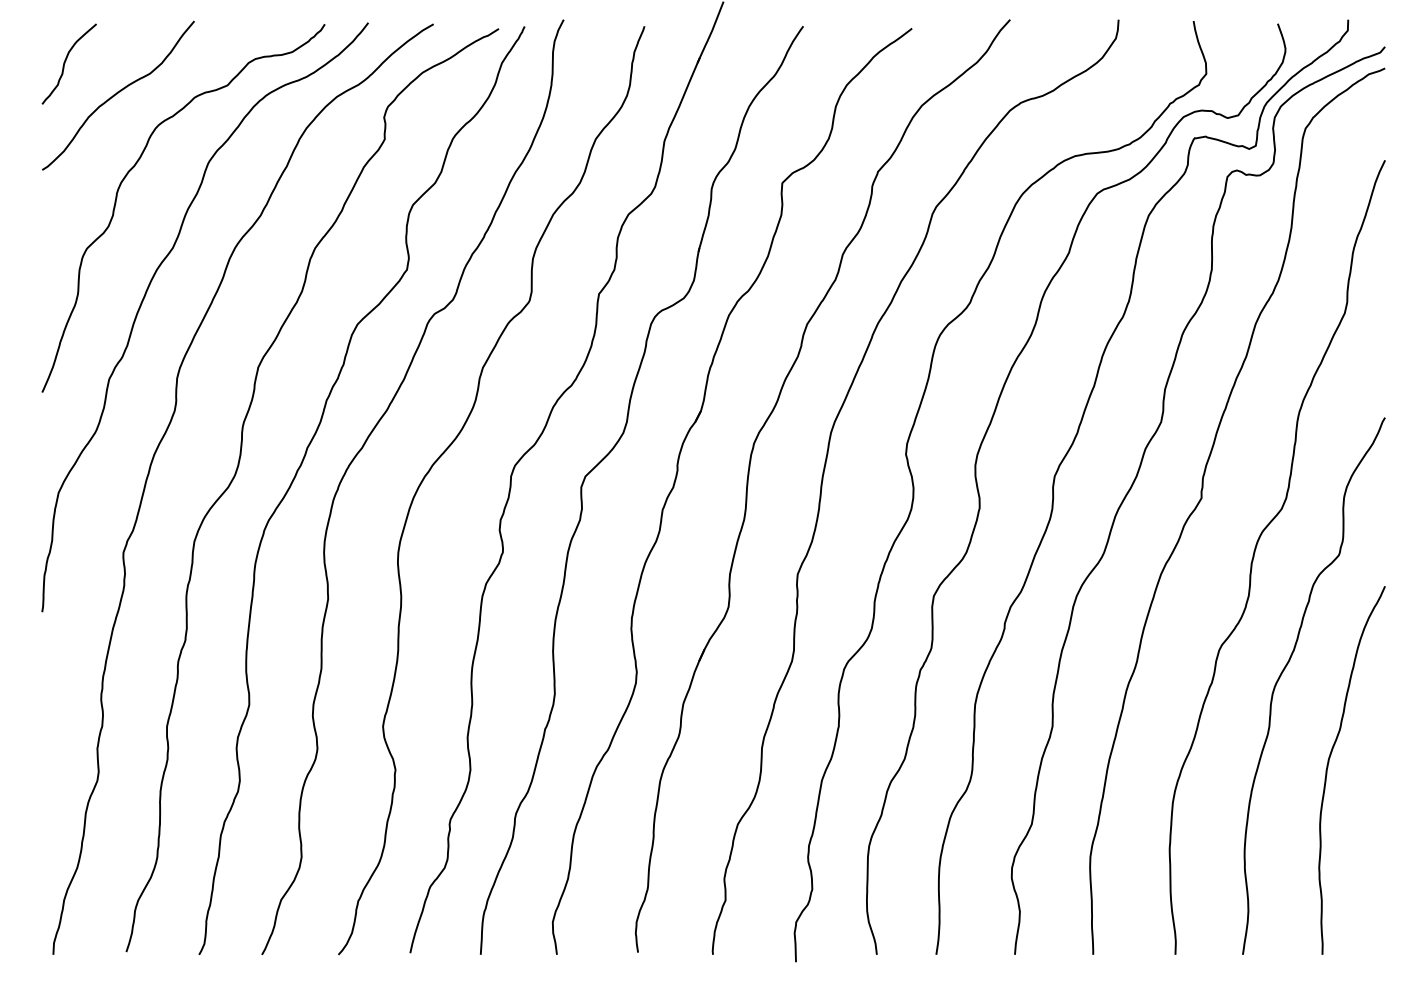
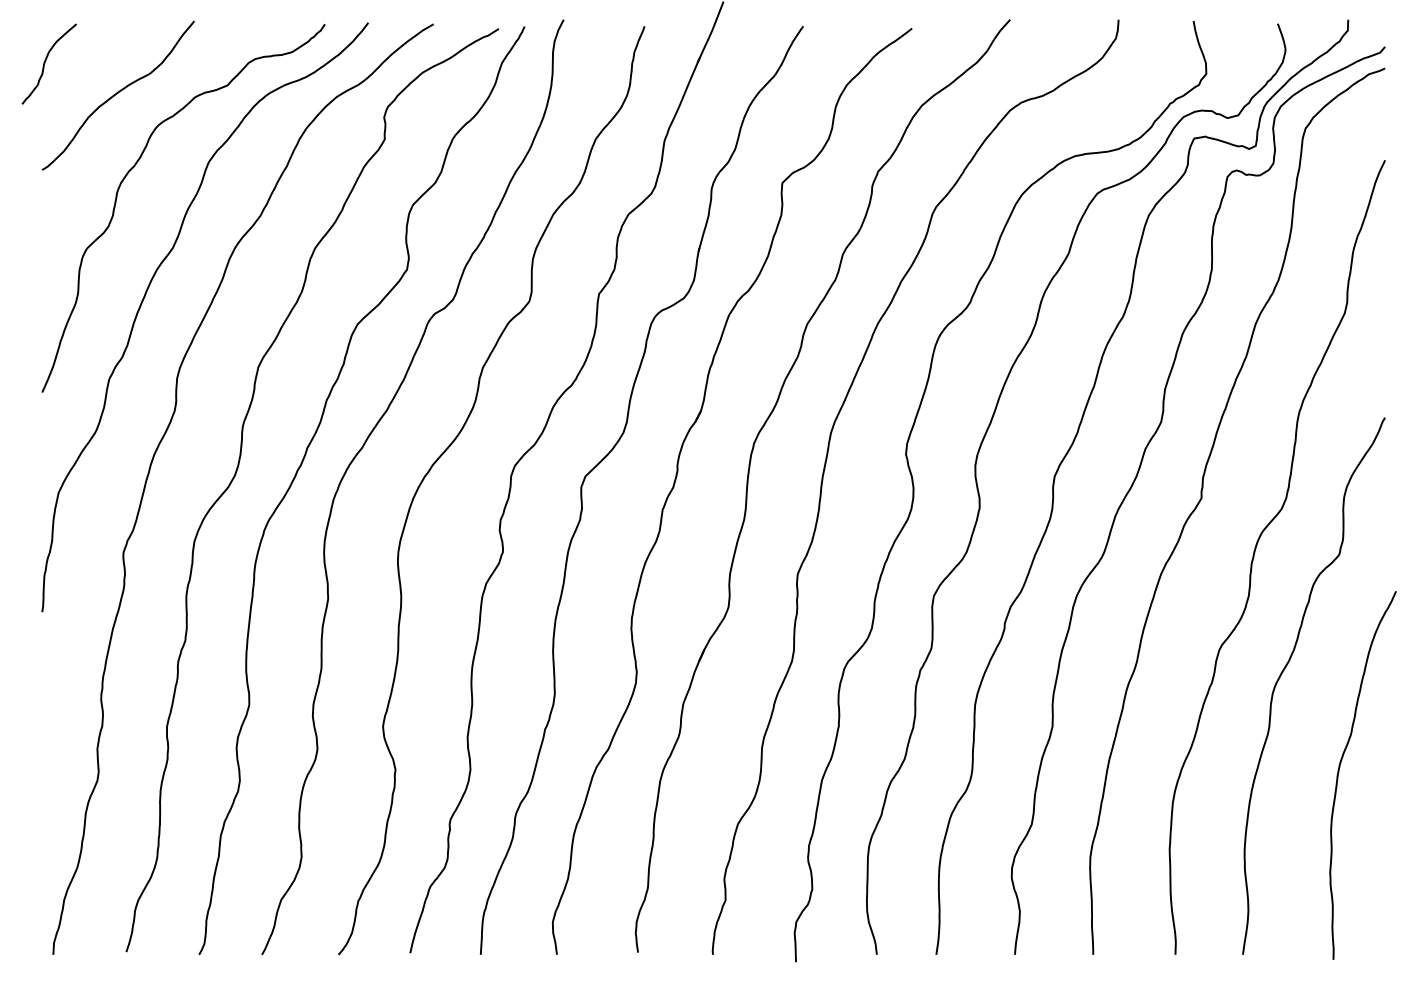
curve position: (65, 63) -> (45, 63) (45, 63)
curve position: (1328, 767) -> (1339, 772) (1339, 772)
